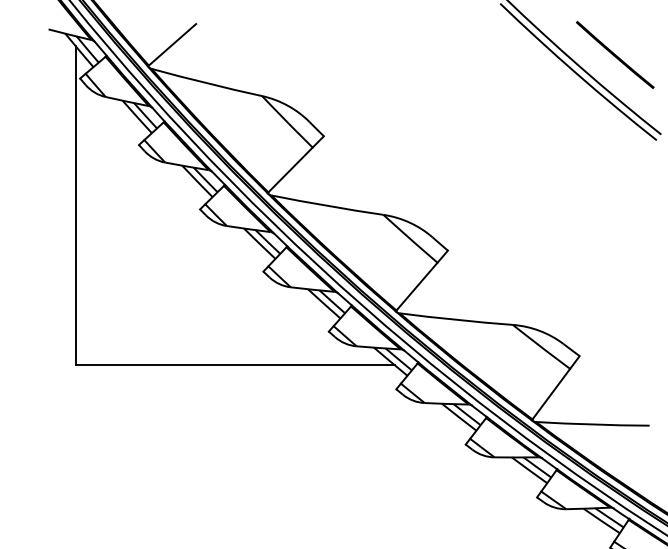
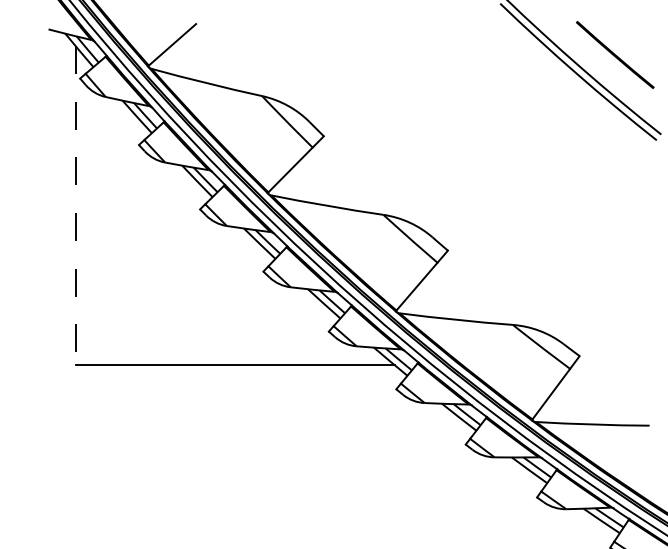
line: solid -> dashed (75, 205)
